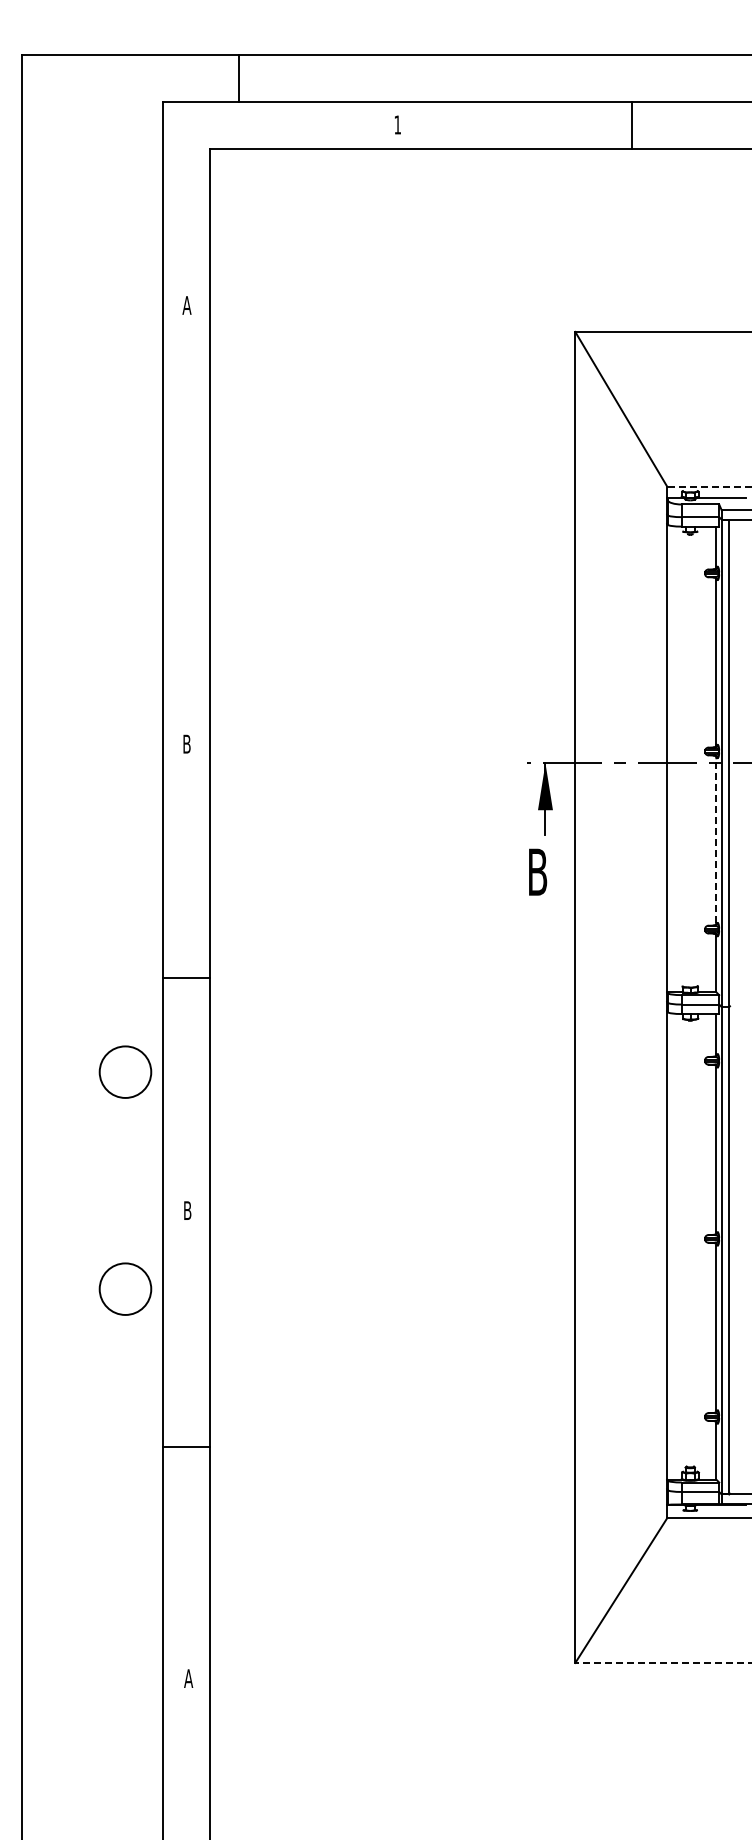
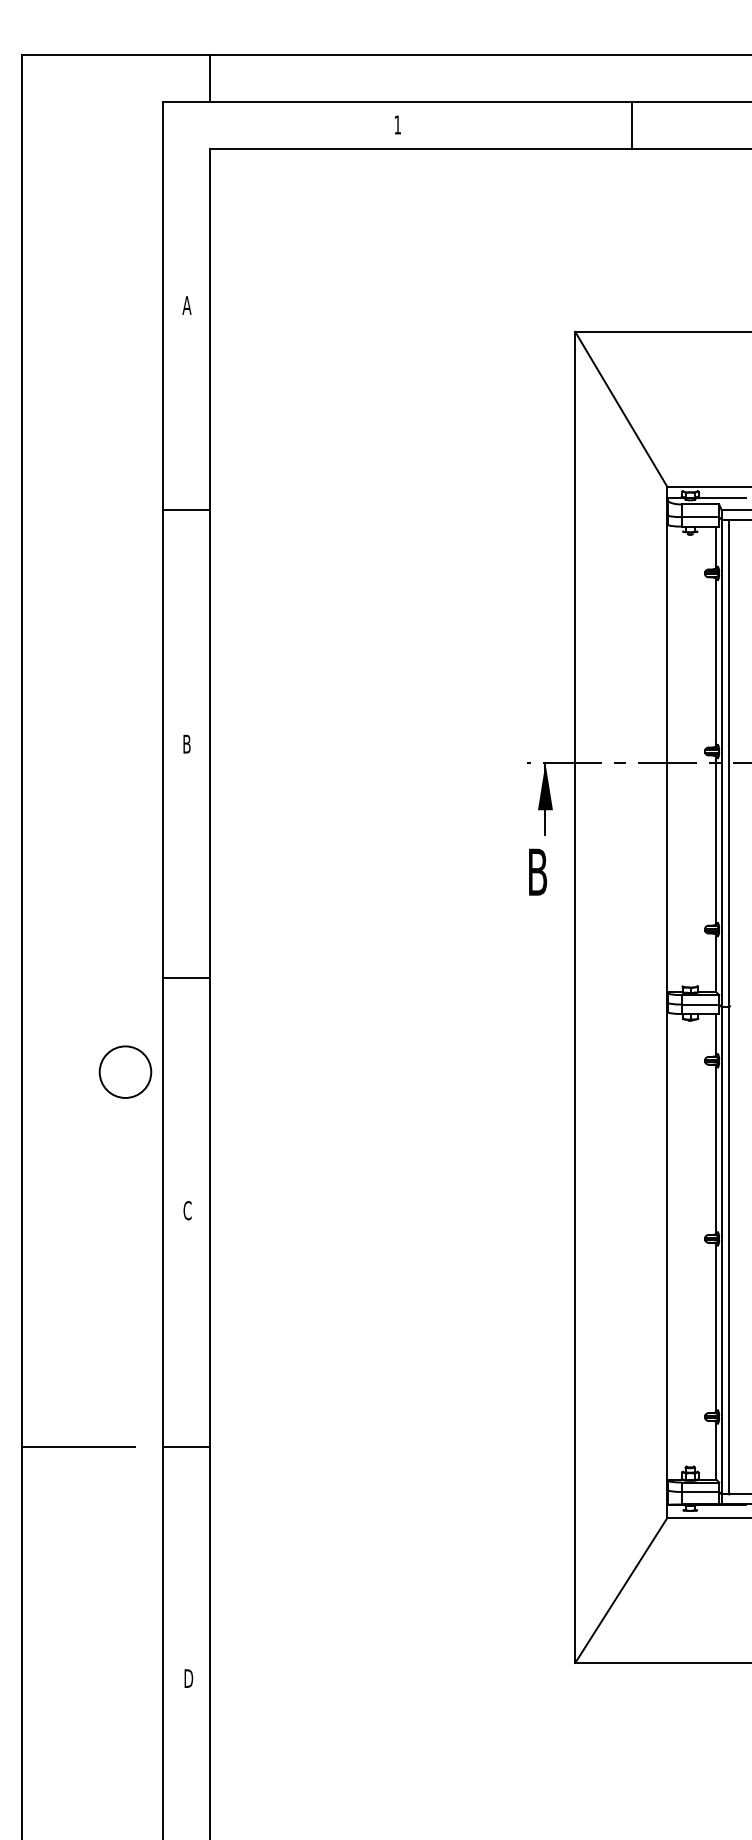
line position: (238, 78) -> (209, 78) (209, 78)
line: dashed -> solid (708, 486)
line: none -> present (185, 509)
line: dashed -> solid (716, 840)
text: B -> C (187, 1210)
circle: present -> none (125, 1288)
line: none -> present (78, 1447)
line: dashed -> solid (663, 1662)
text: A -> D (188, 1678)
